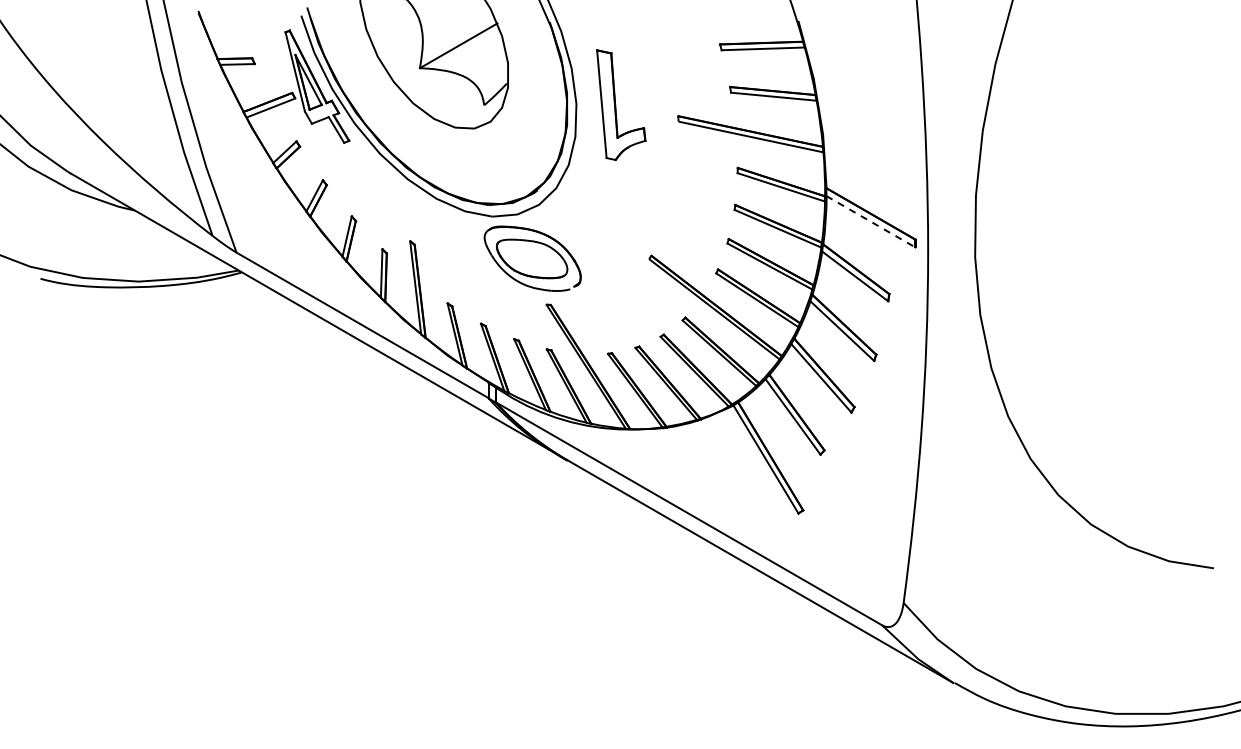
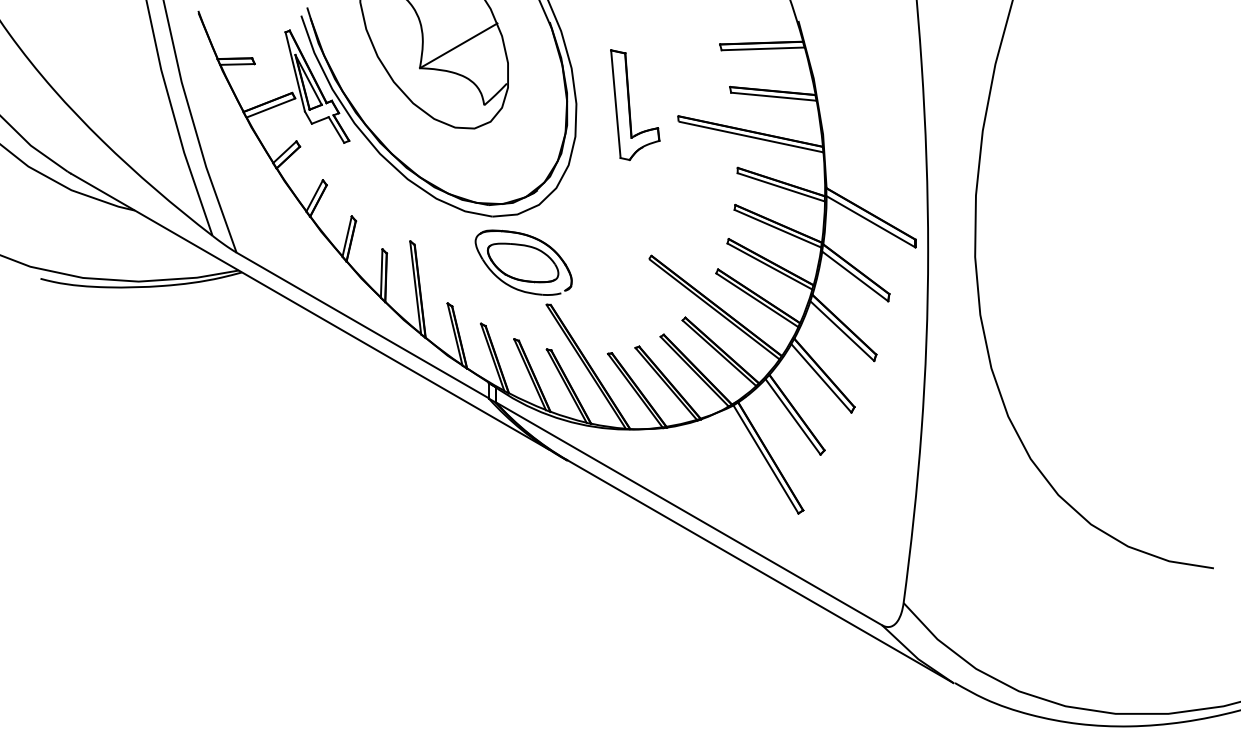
part position: (621, 105) -> (635, 105) (635, 105)
line: dashed -> solid (871, 222)
part position: (532, 258) -> (523, 262) (523, 262)
